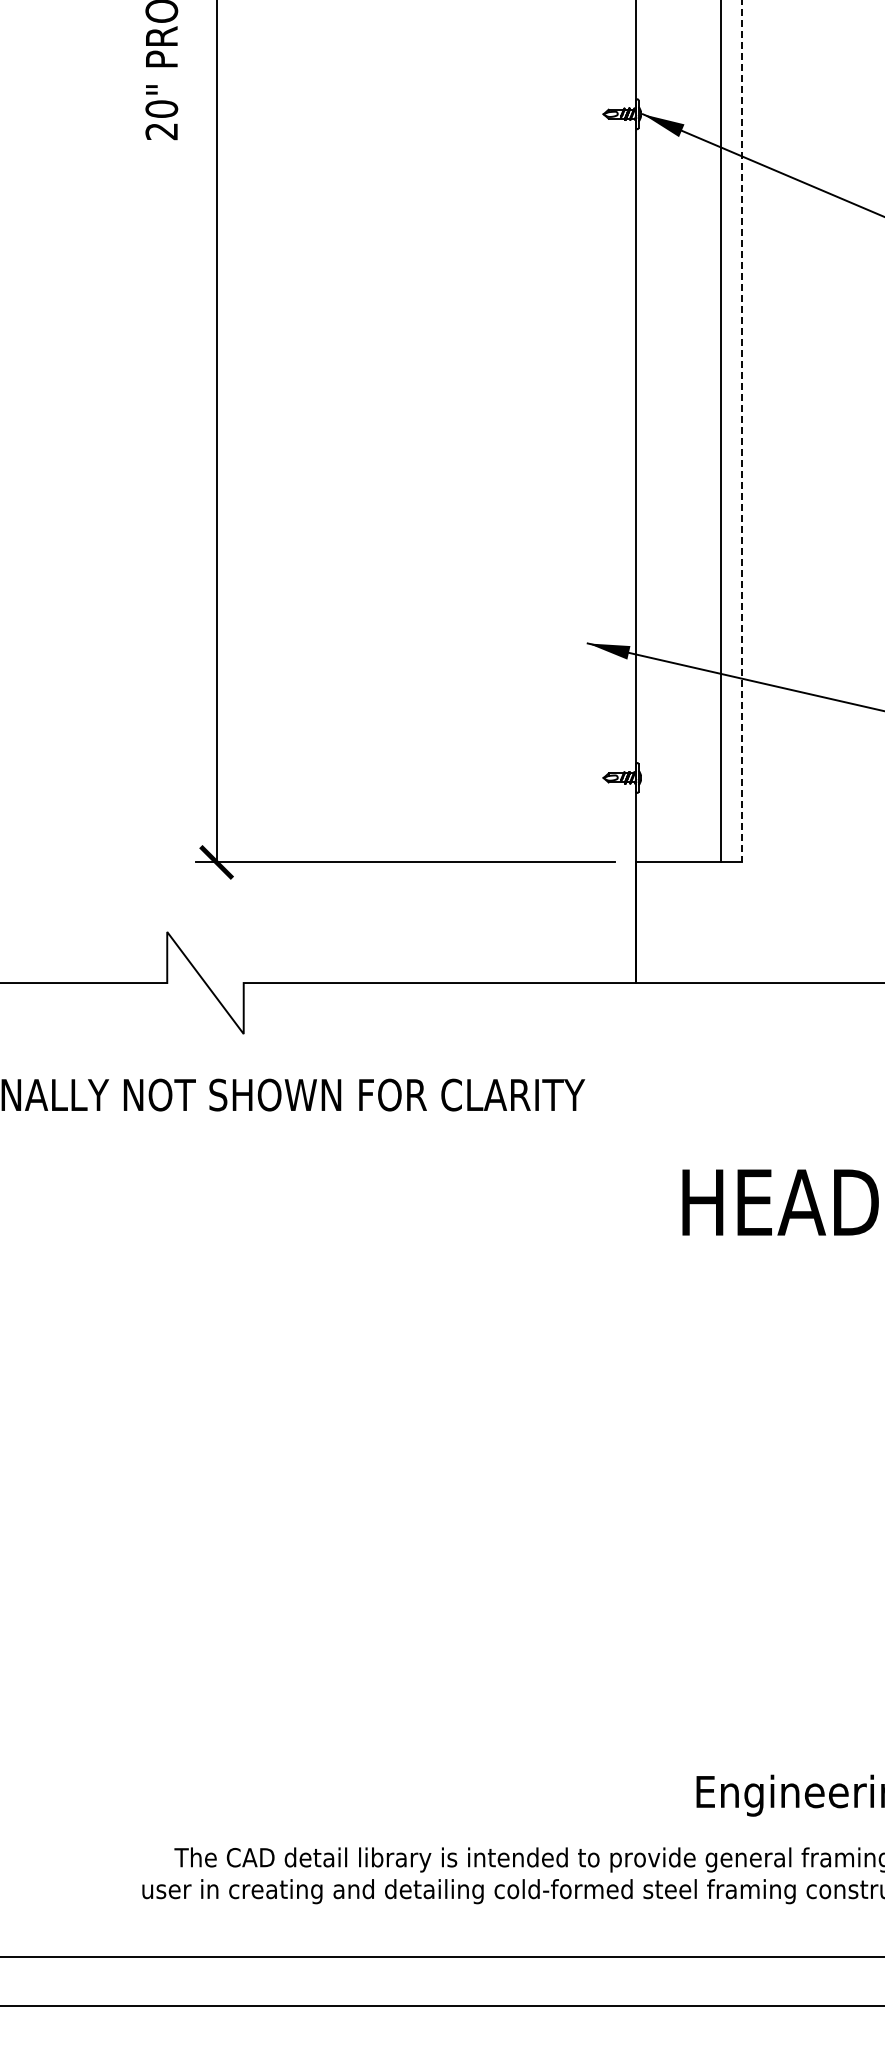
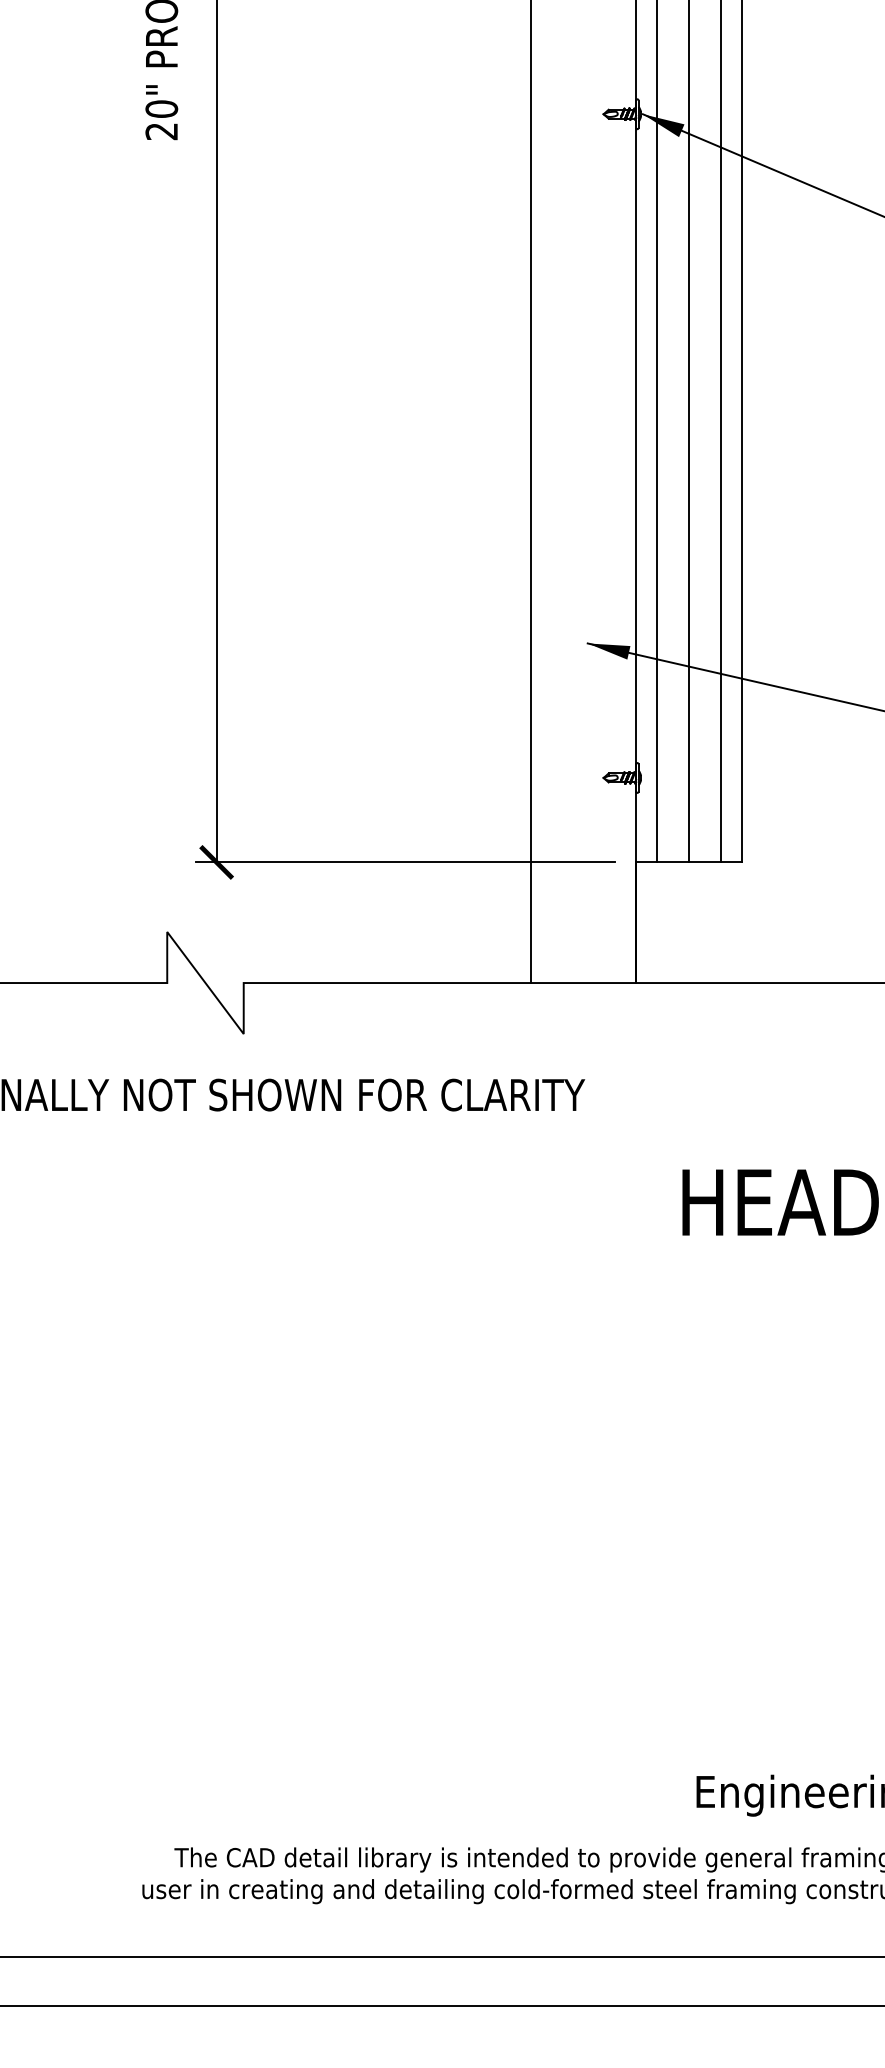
line: dashed -> solid (741, 431)
line: none -> present (657, 432)
line: none -> present (688, 432)
line: none -> present (530, 492)
